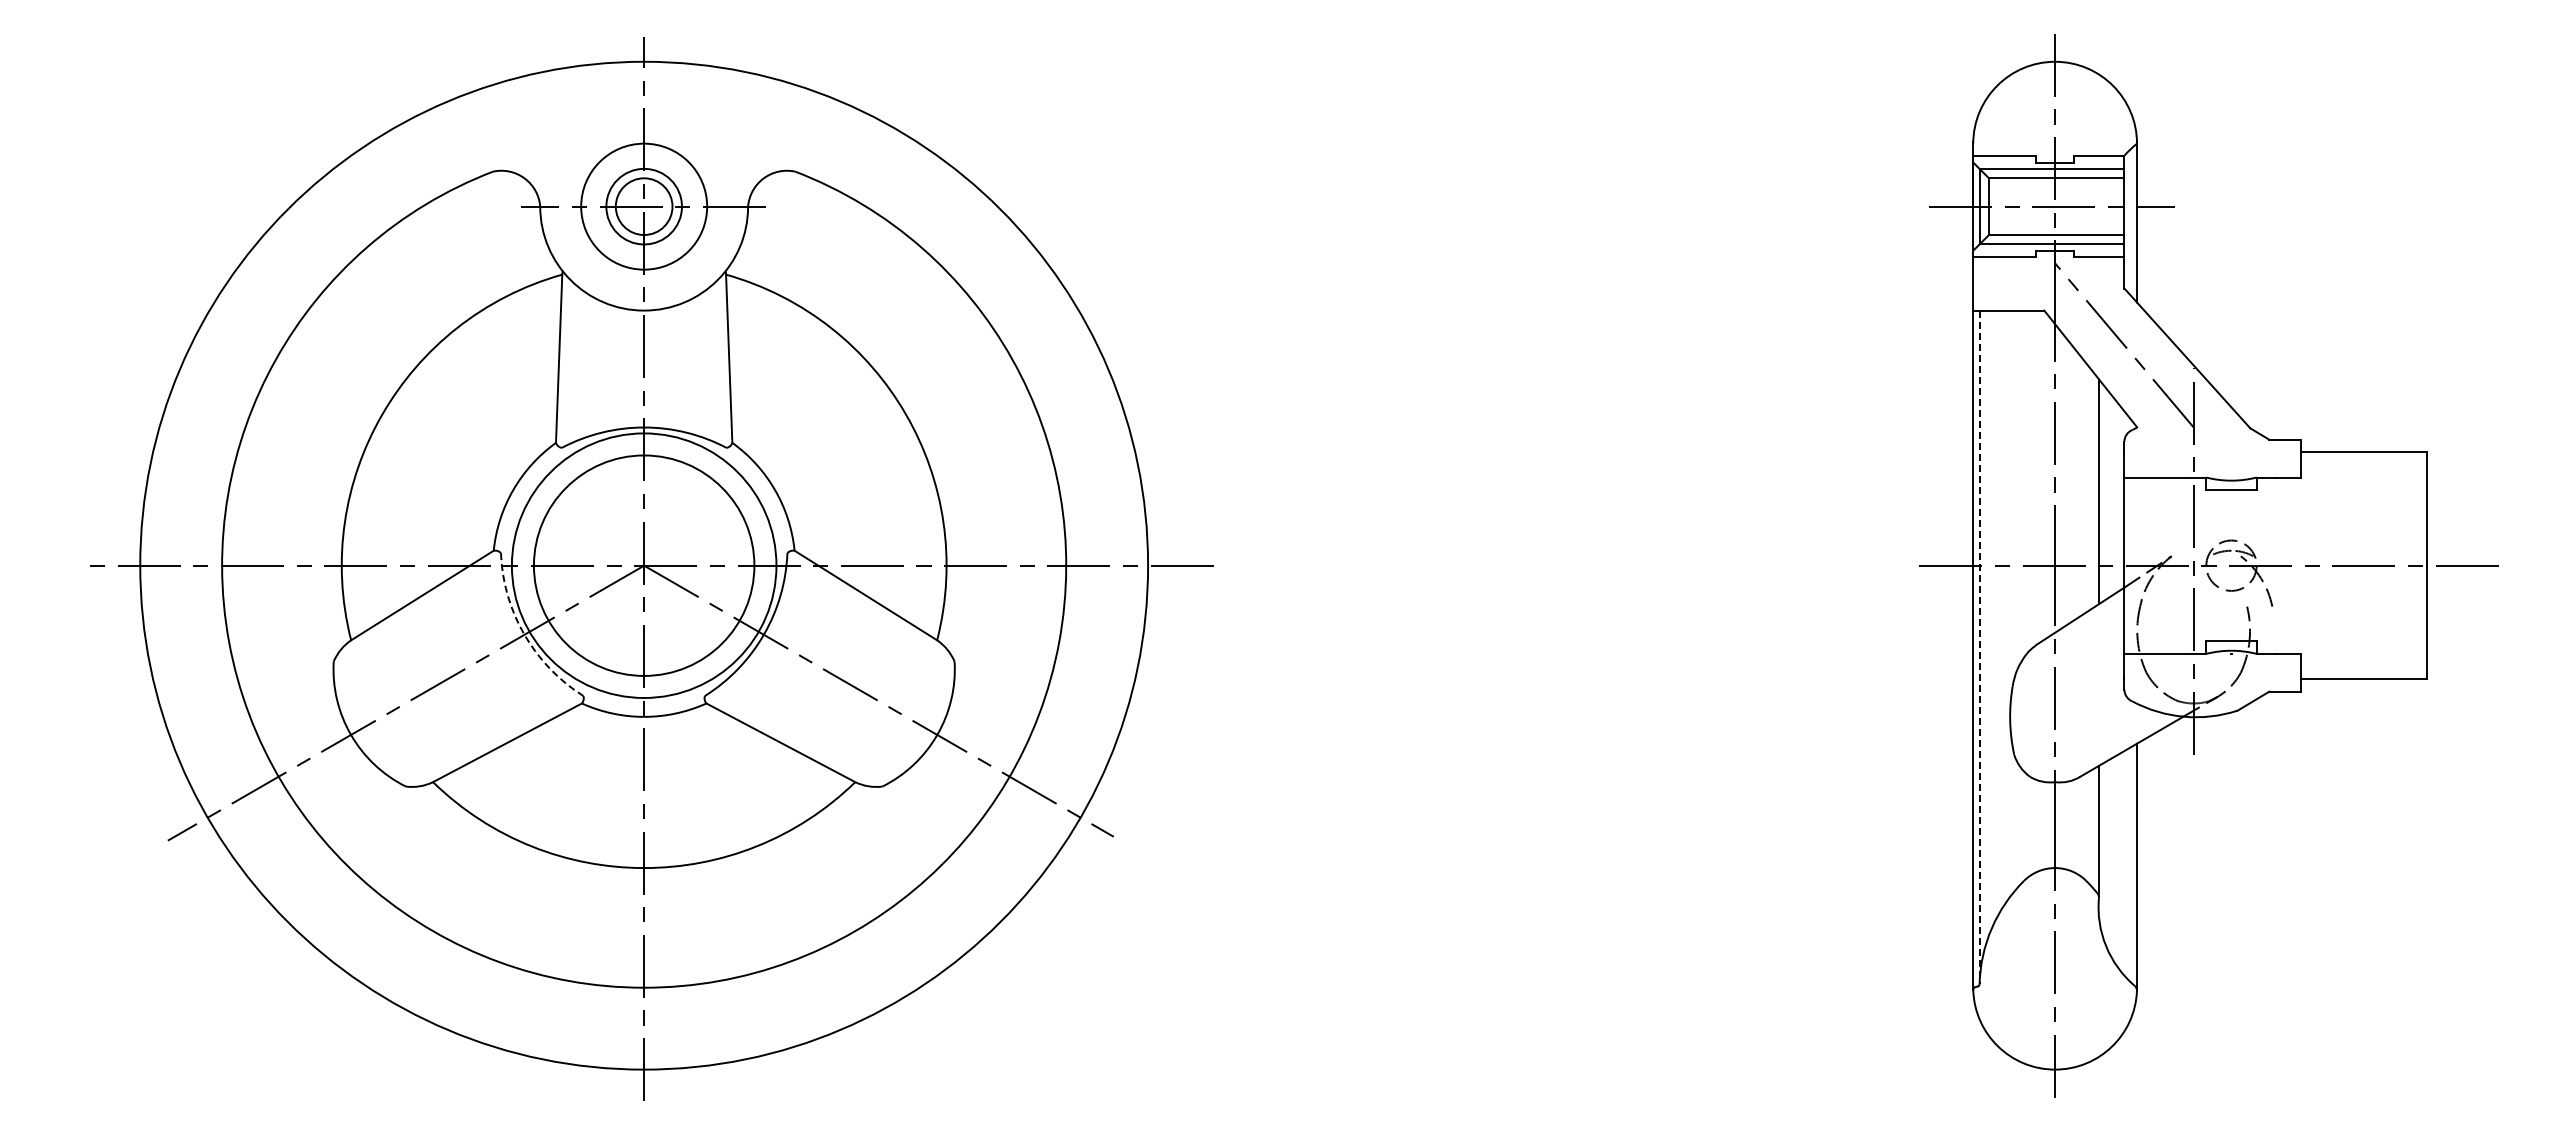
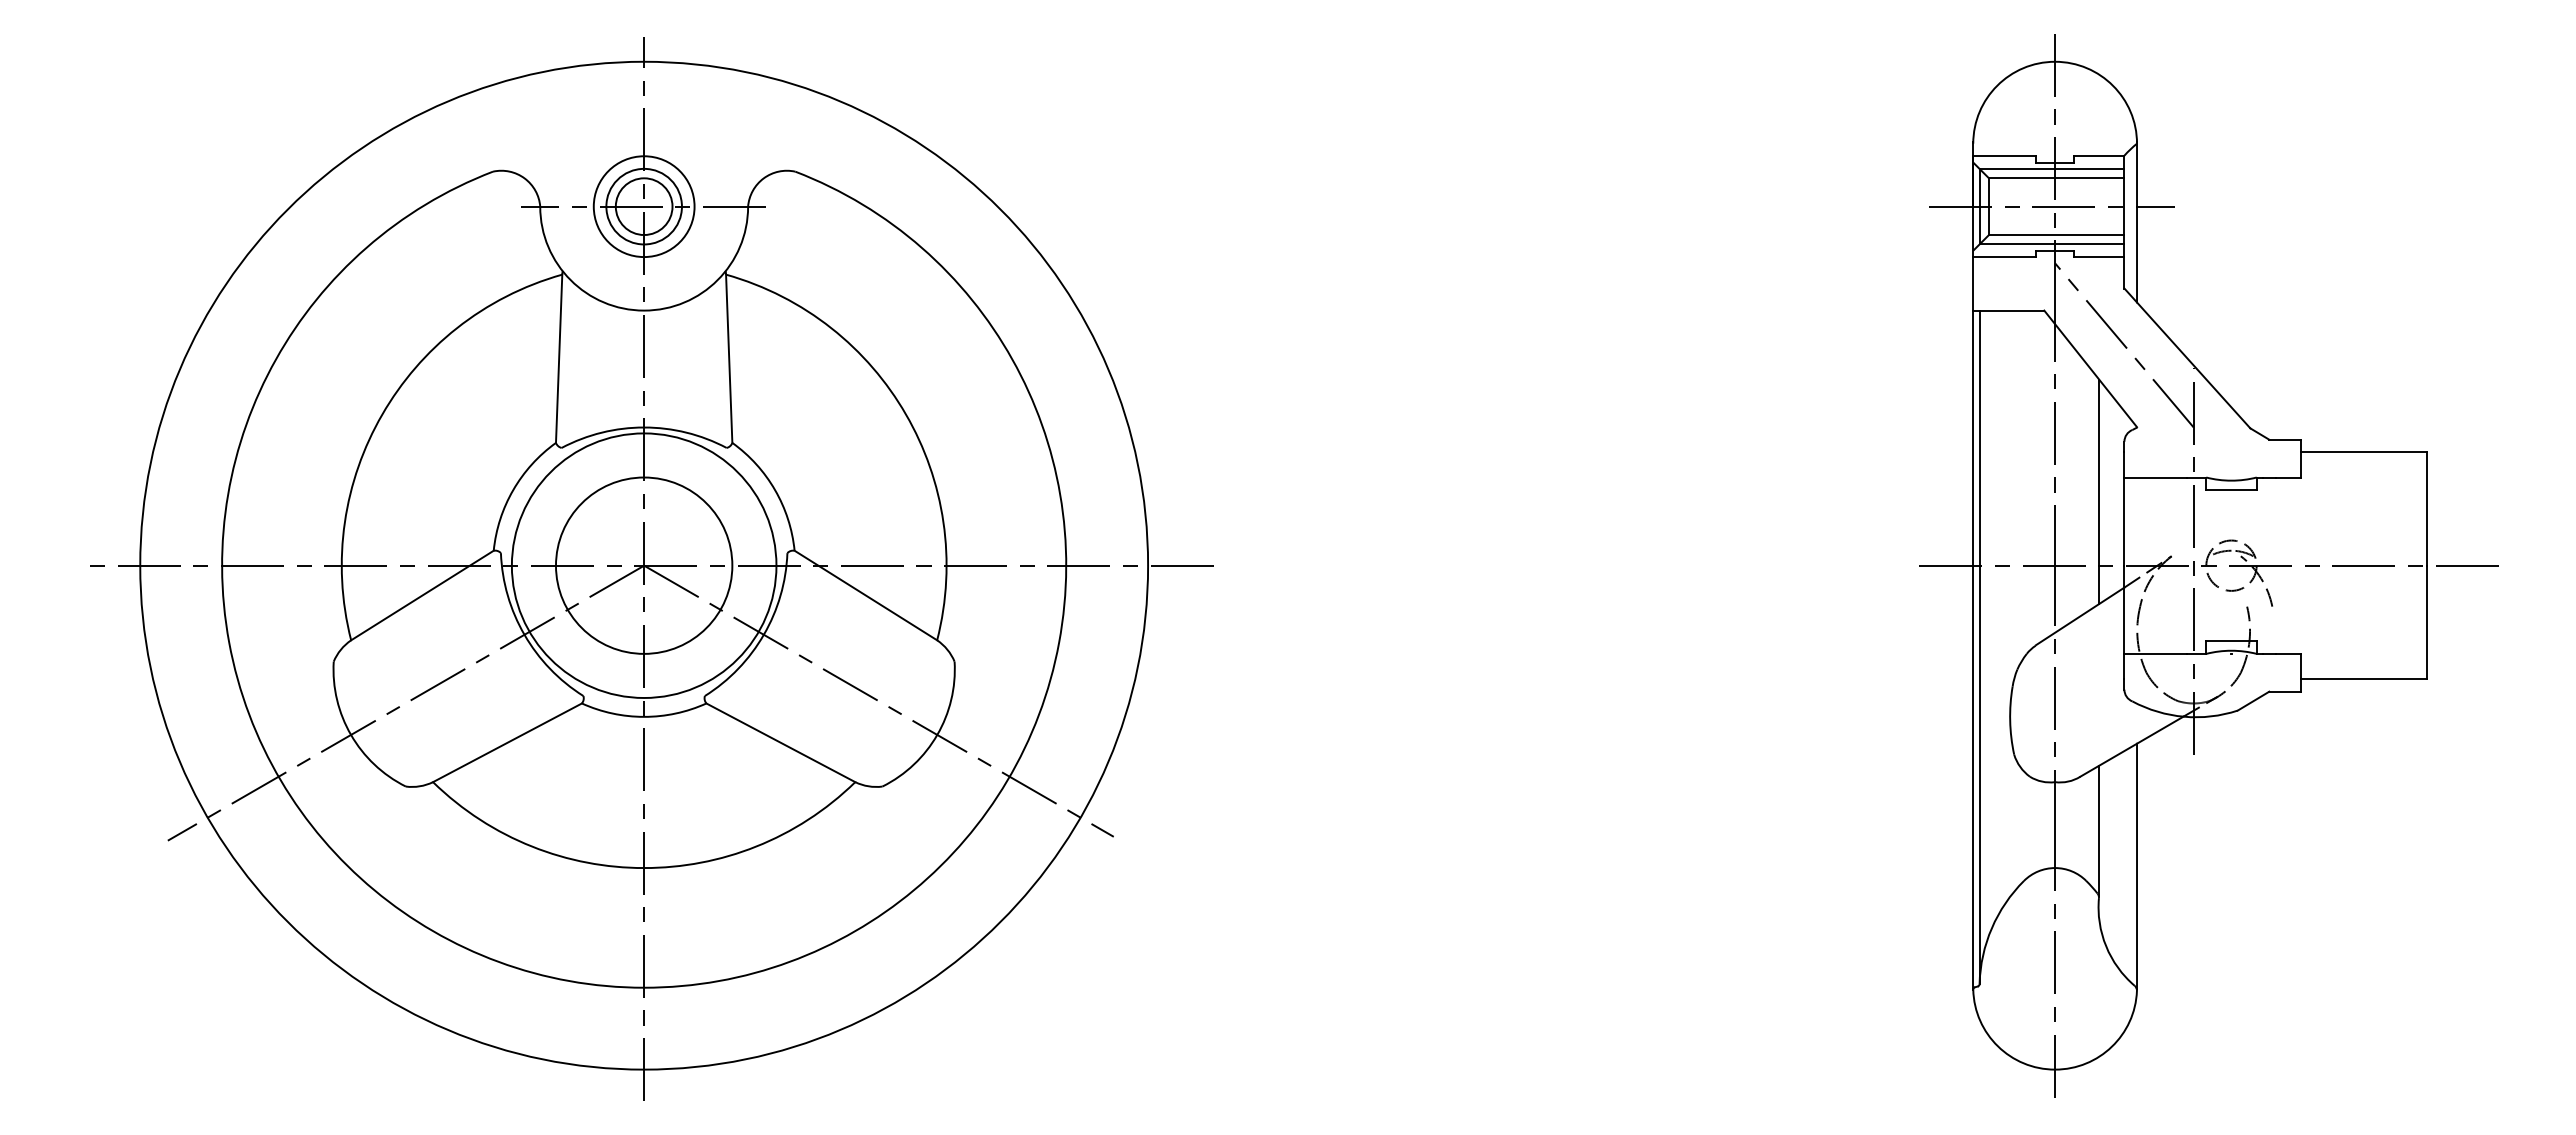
circle diameter: 126 px -> 101 px (643, 206)
circle diameter: 220 px -> 176 px (643, 565)
arc: dashed -> solid (524, 634)
line: dashed -> solid (1979, 647)
